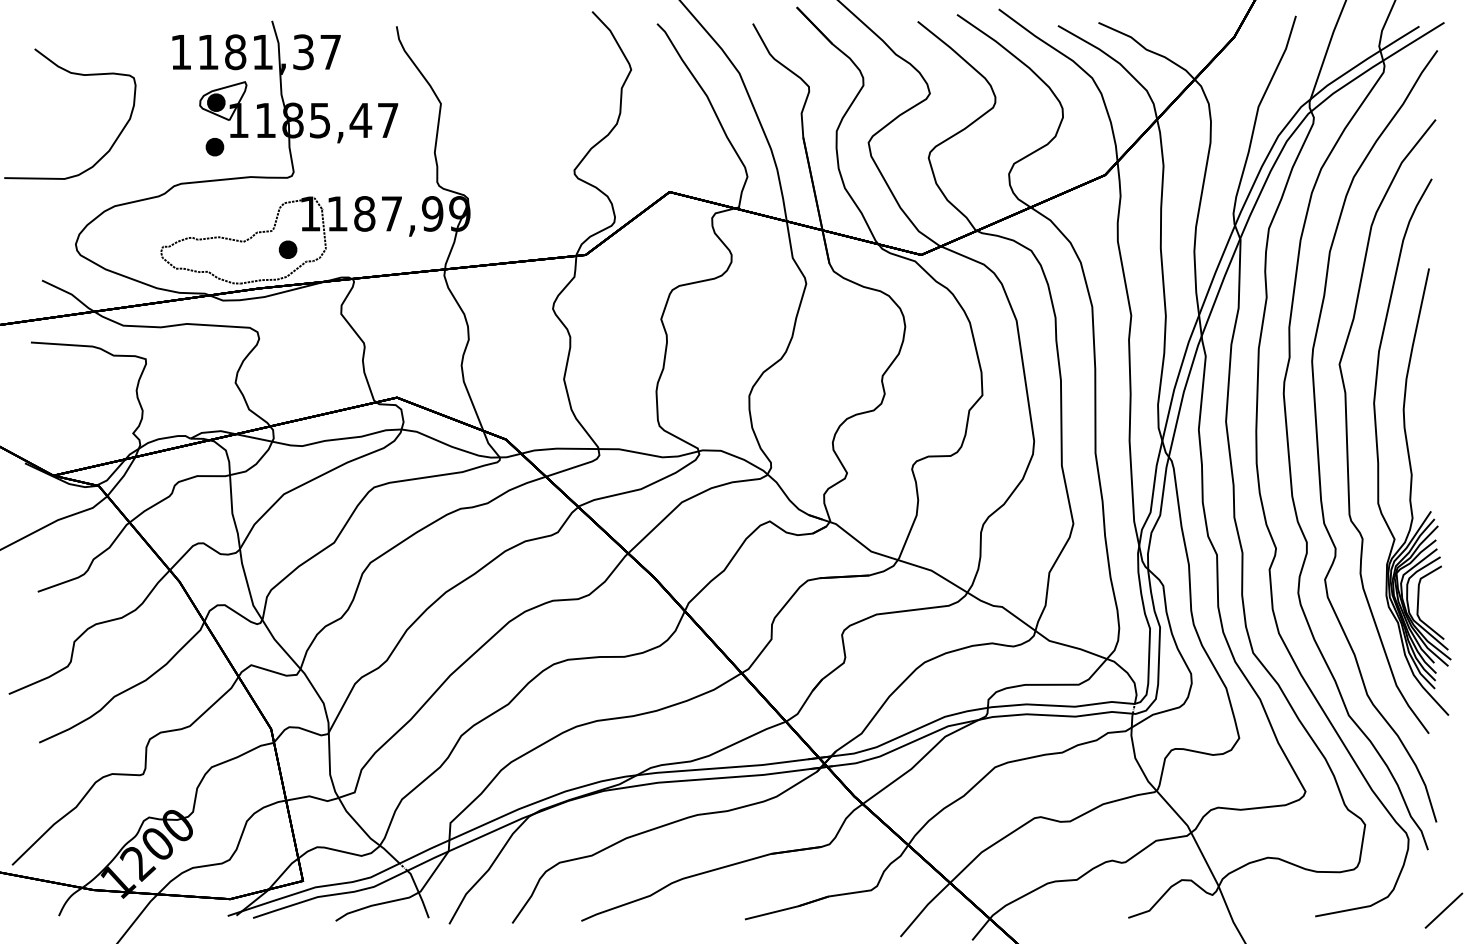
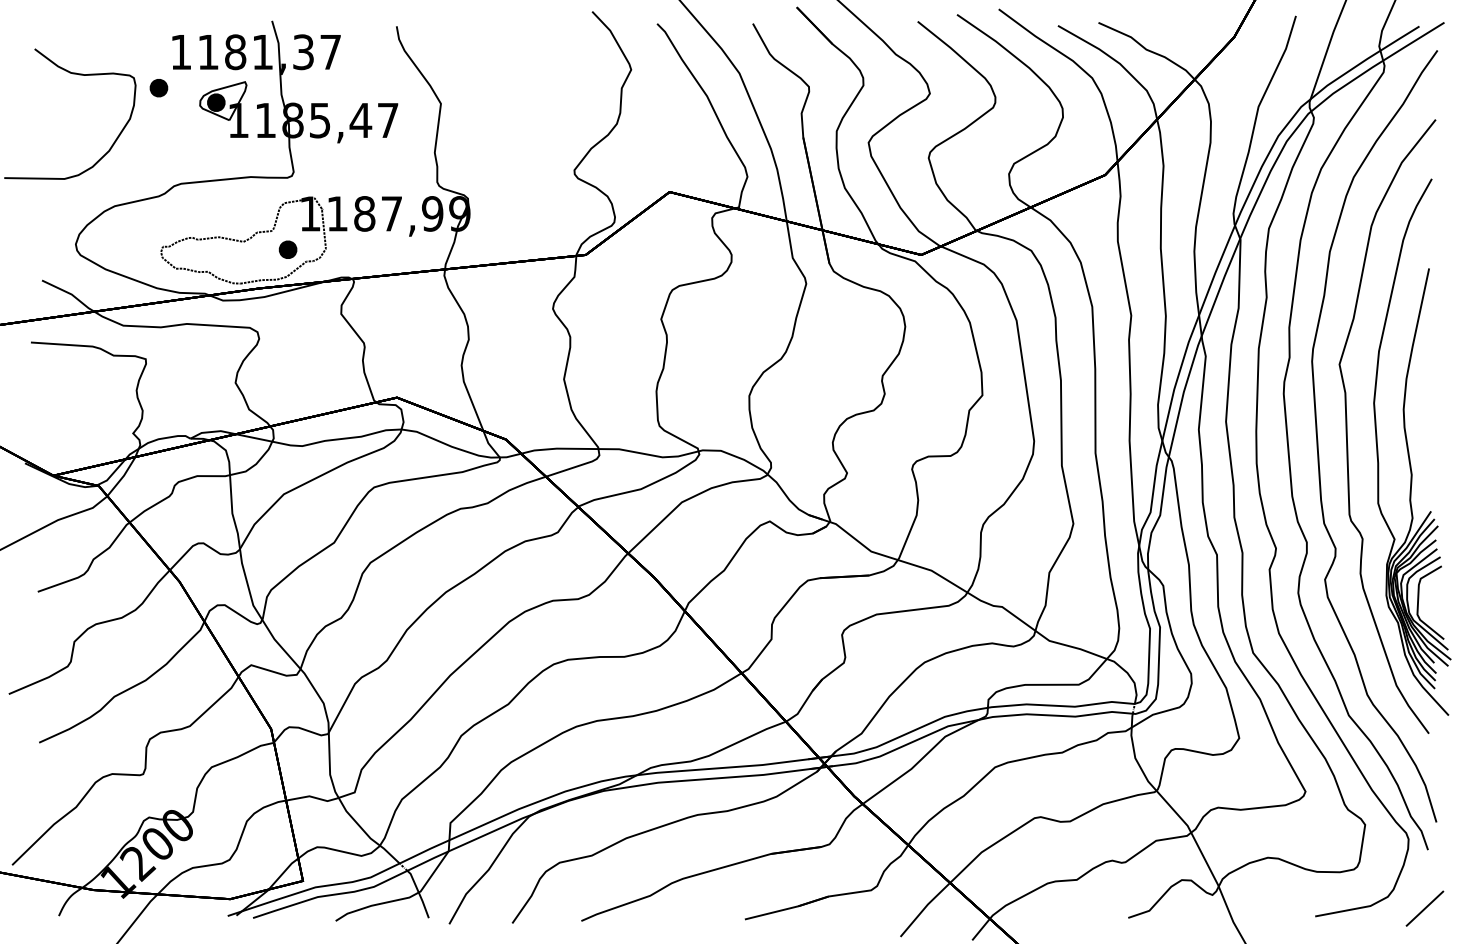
part position: (214, 147) -> (158, 88) (158, 88)
line position: (1443, 910) -> (1424, 908) (1424, 908)
